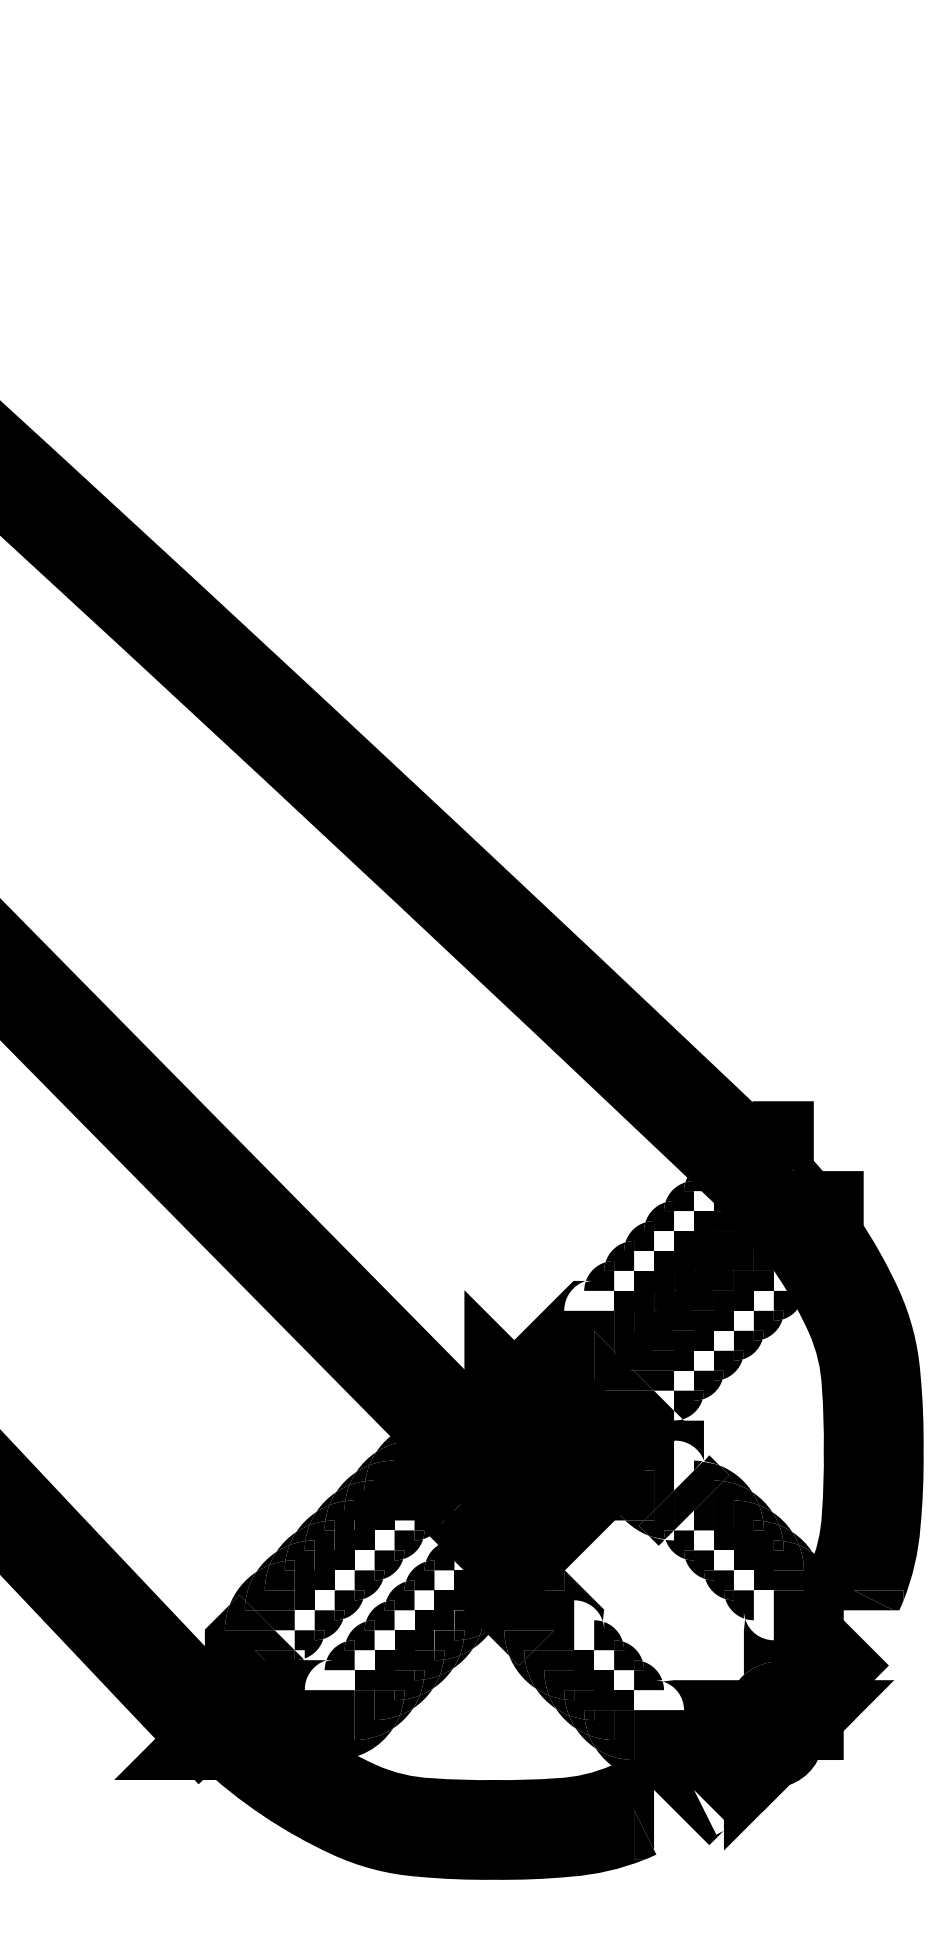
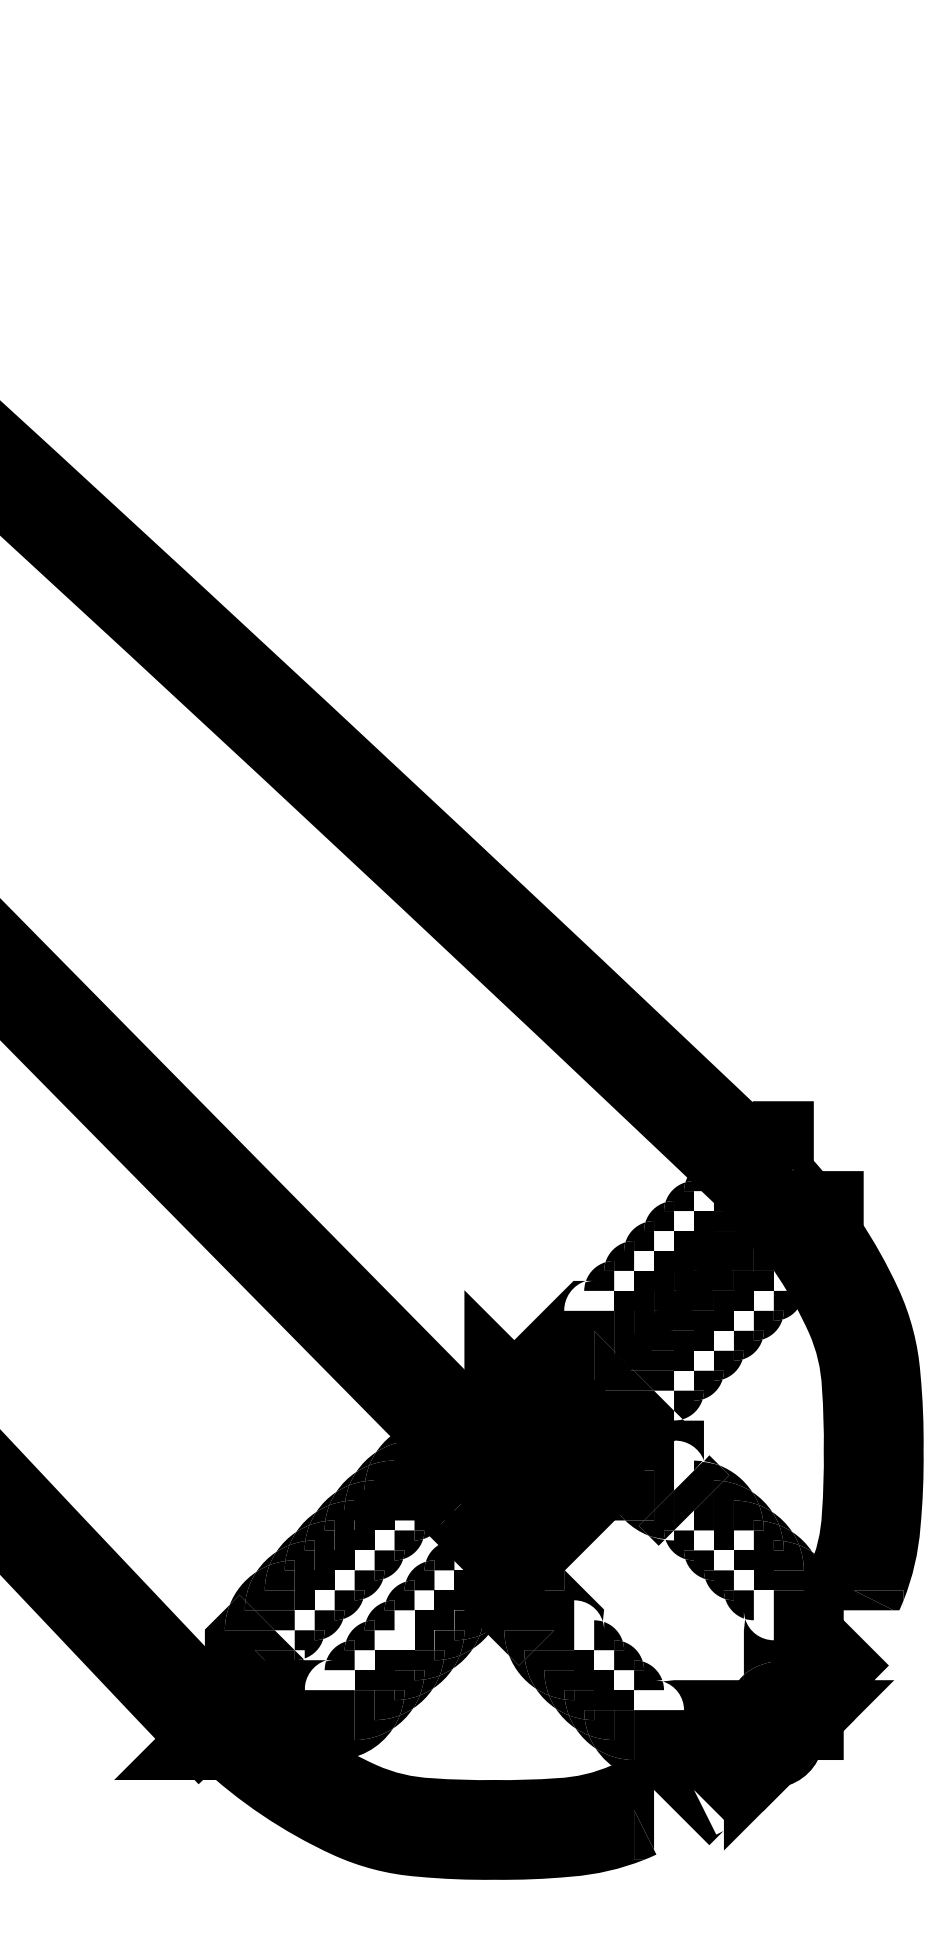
fill: present -> none (743, 1540)
fill: present -> none (404, 1640)
